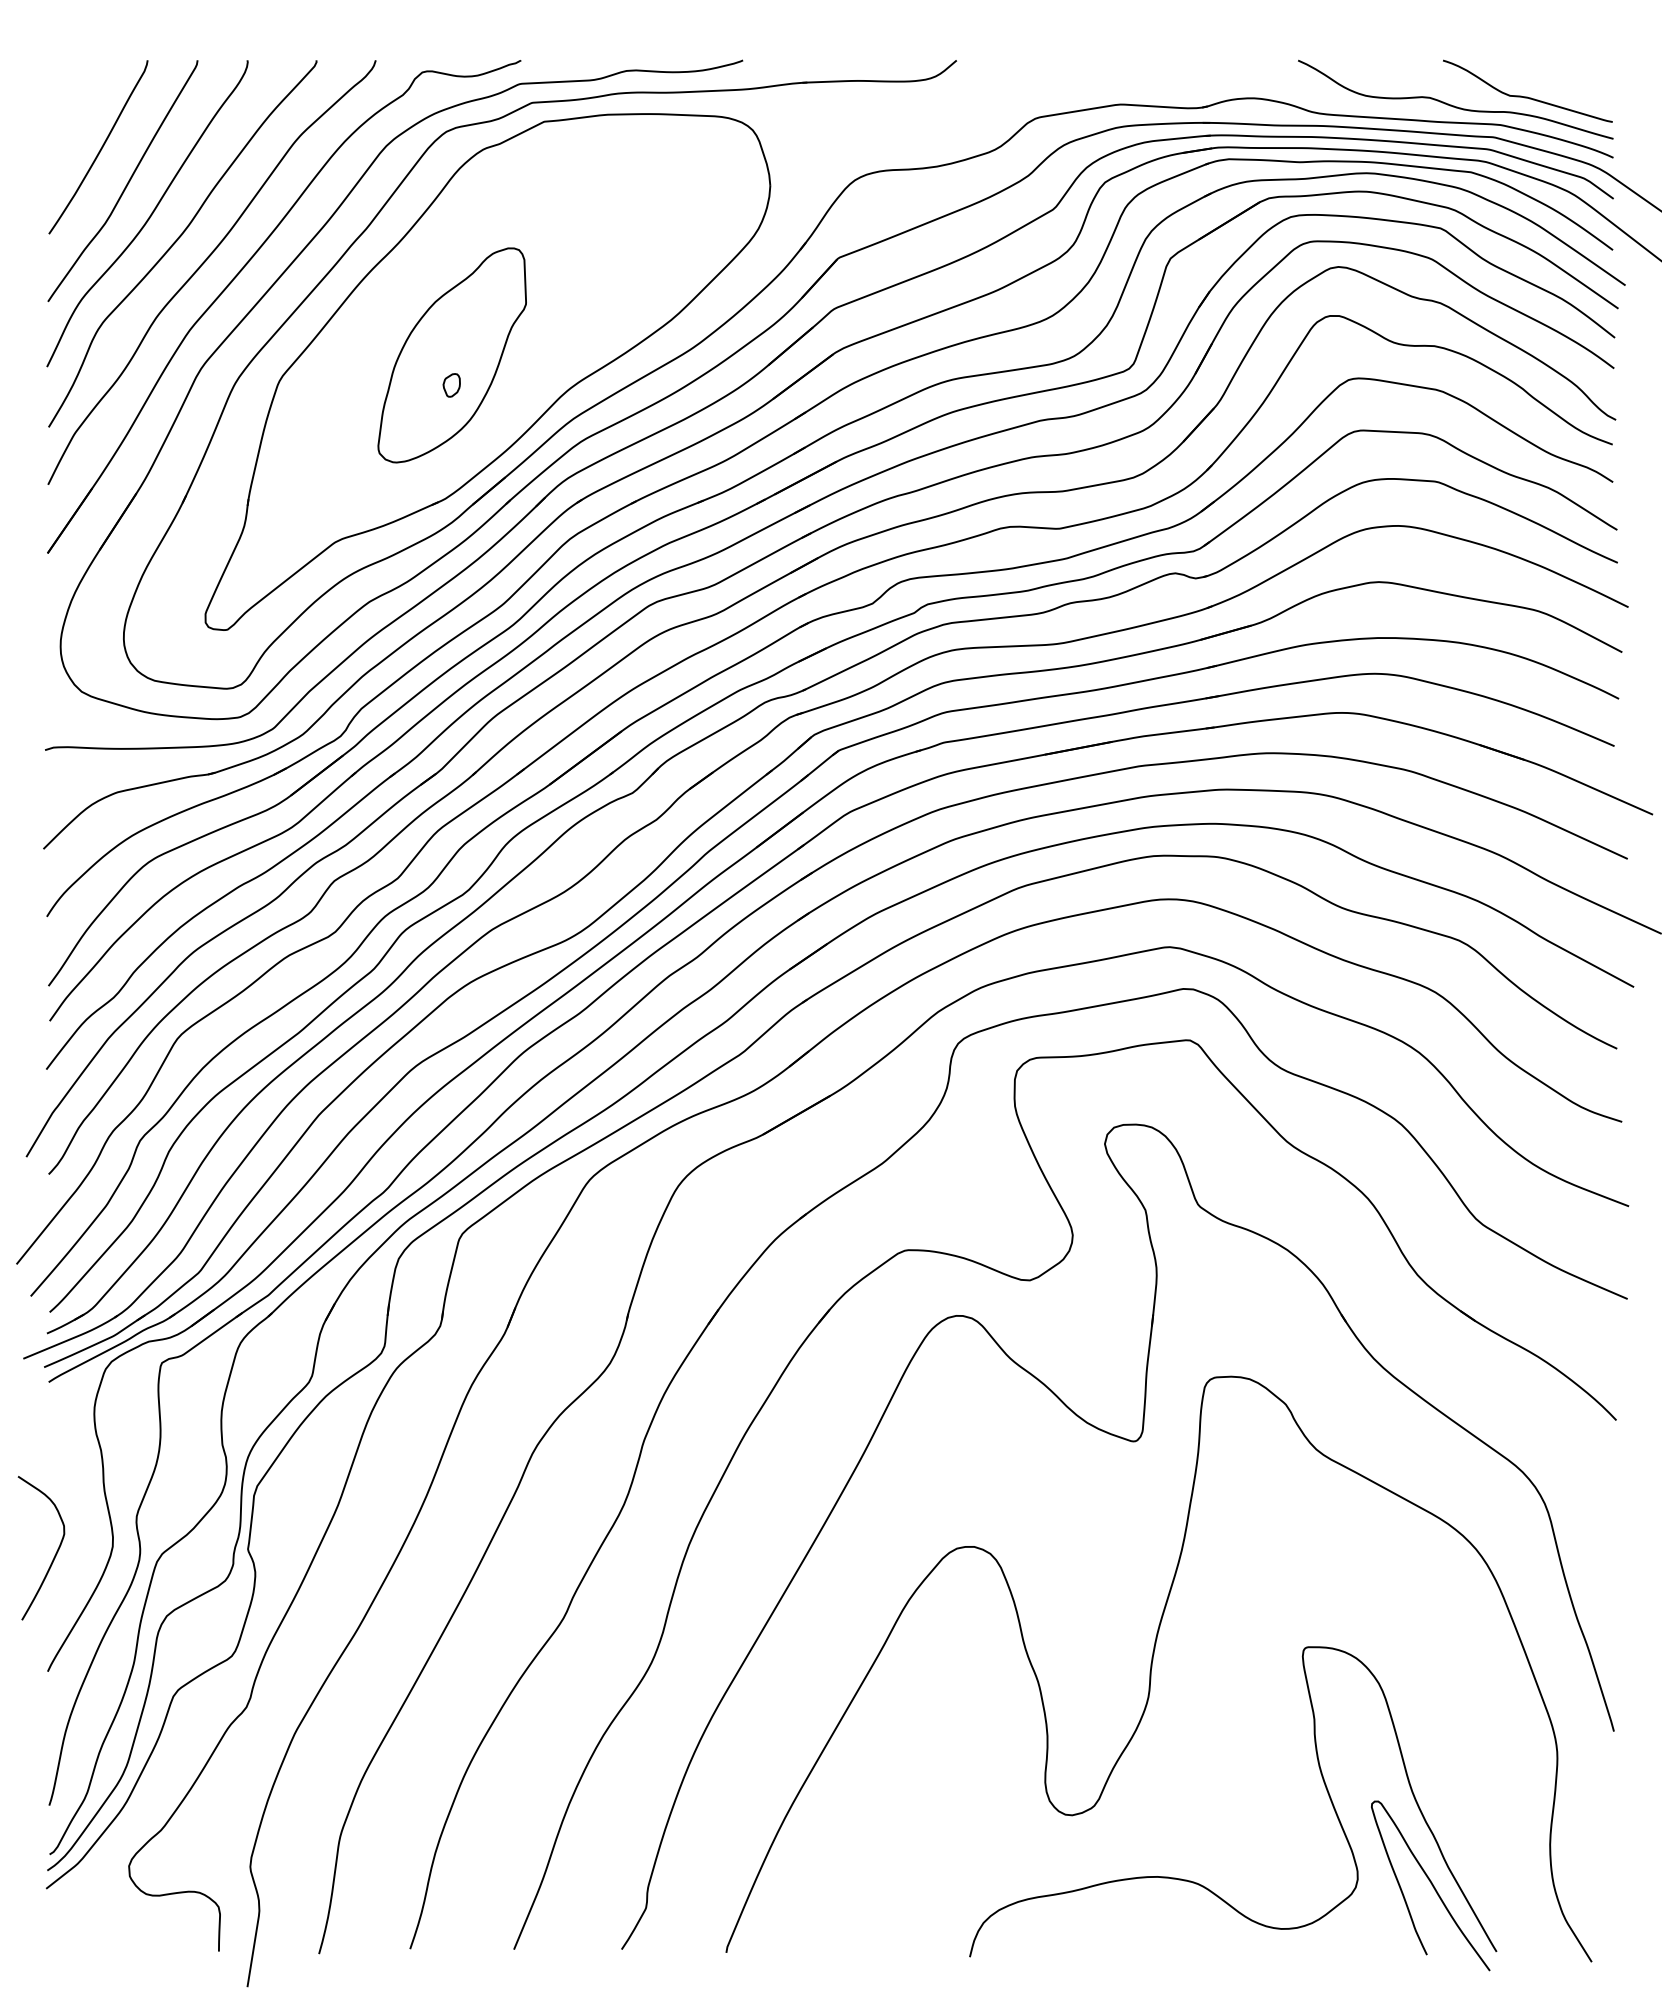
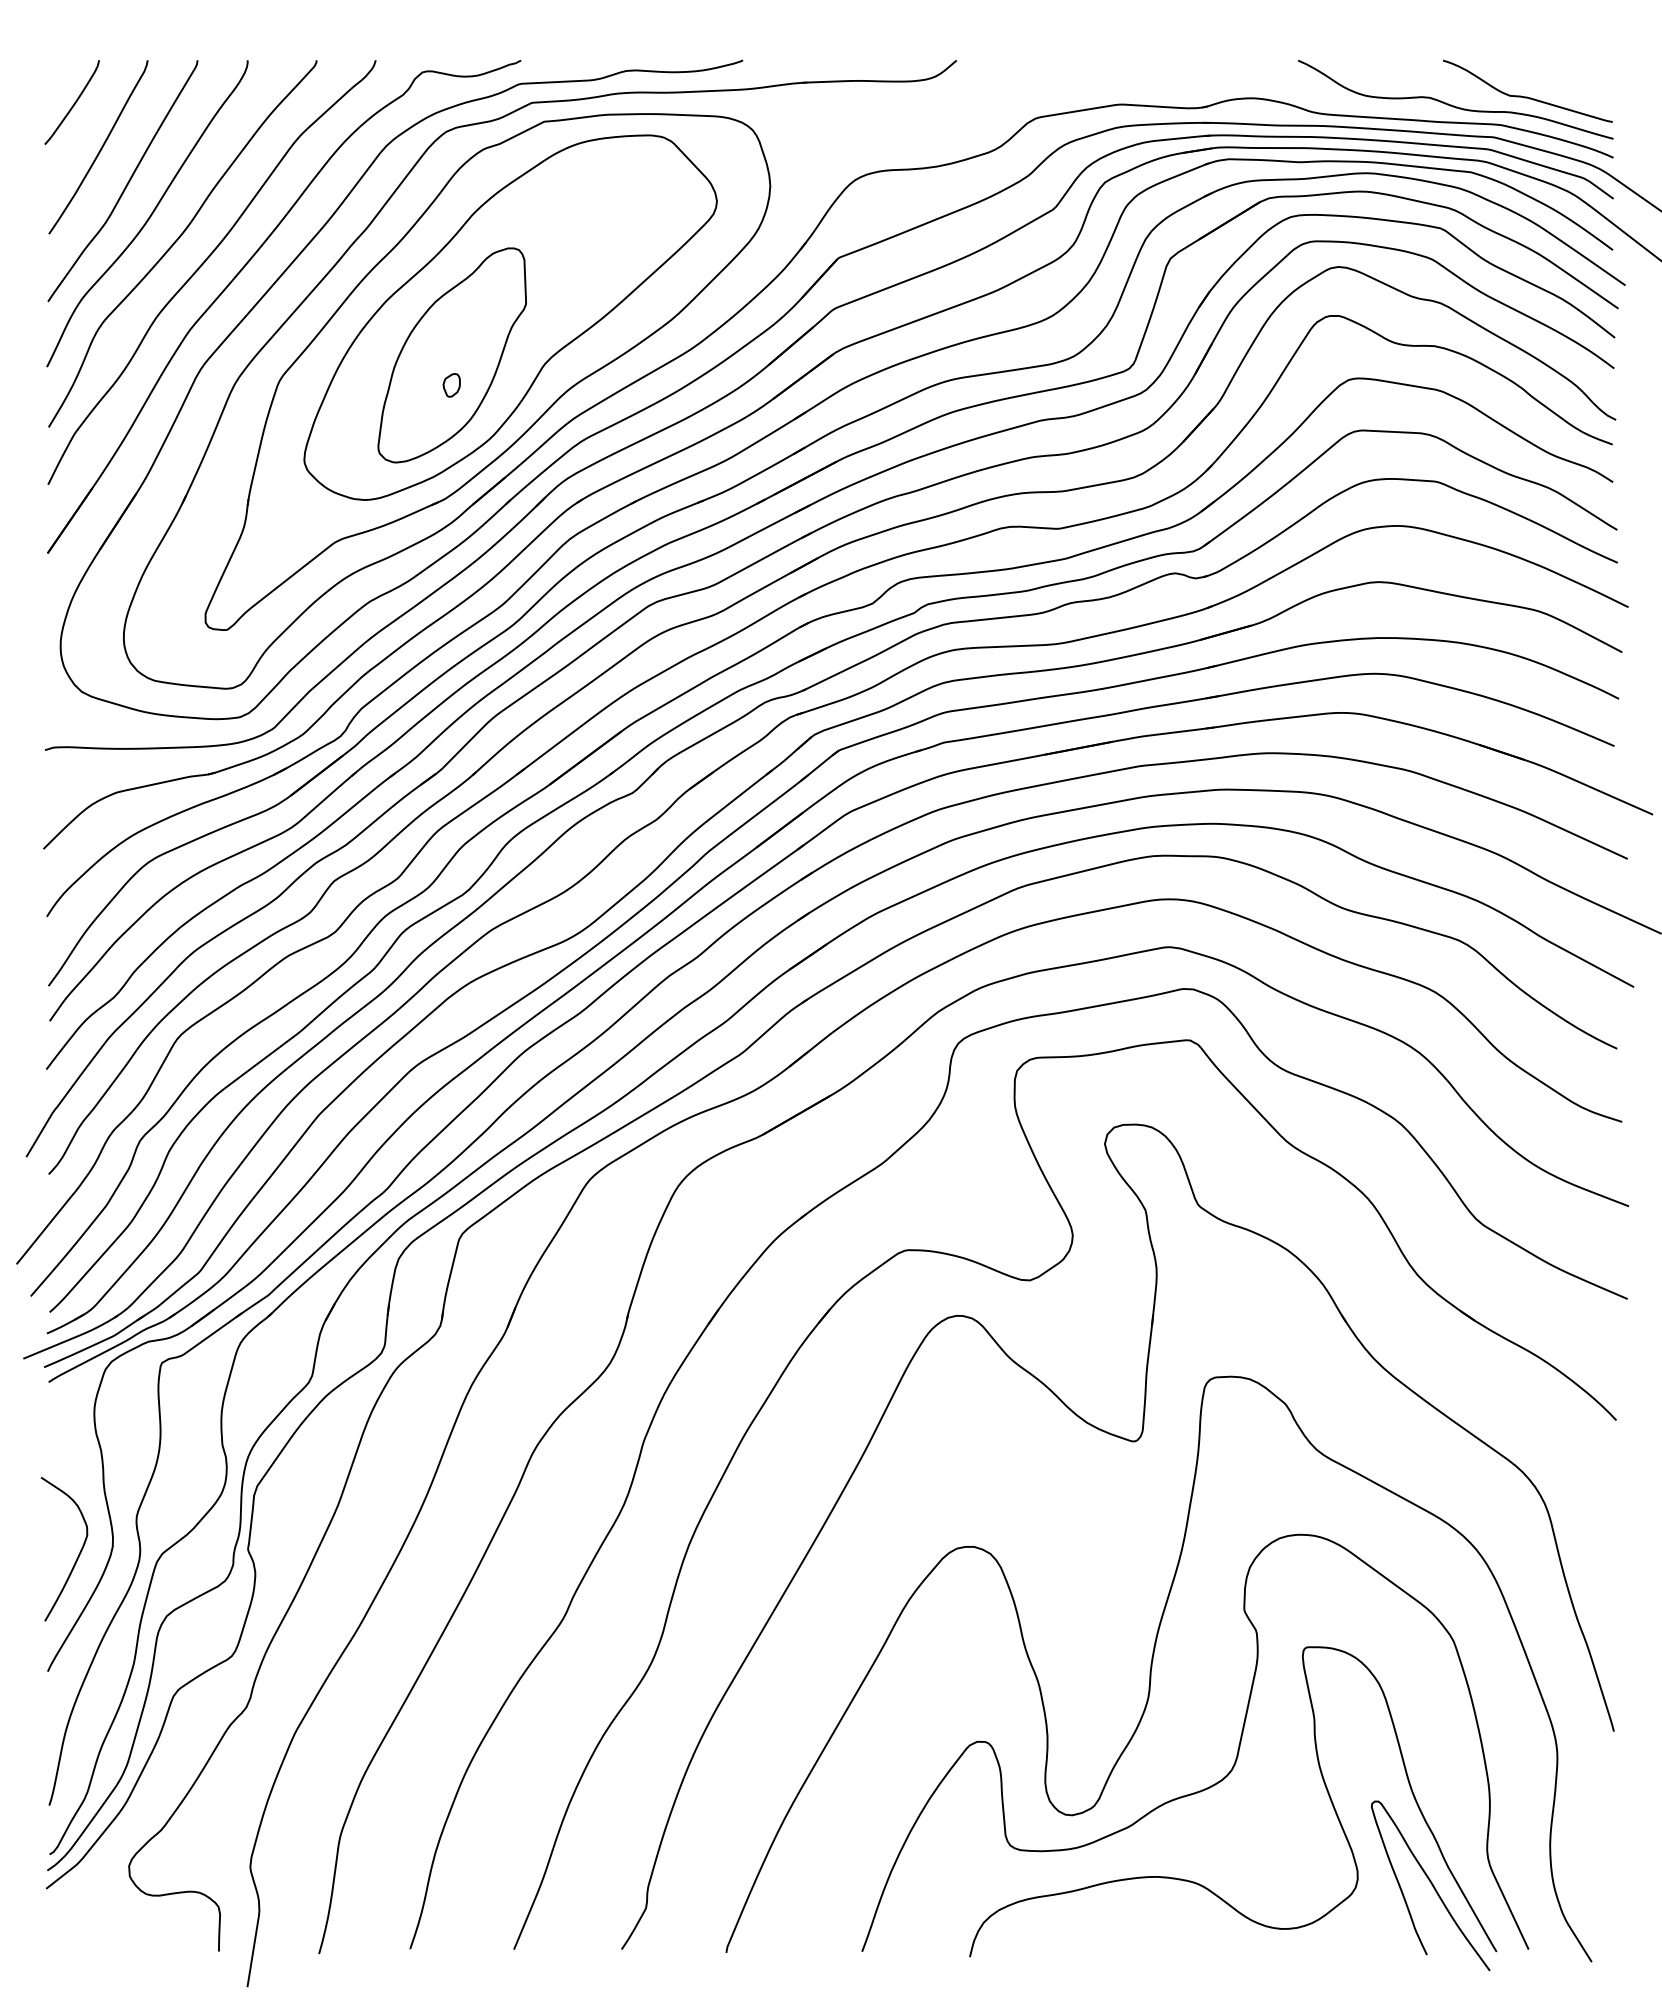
curve: none -> present (73, 103)
part: none -> present (510, 317)
curve position: (54, 1555) -> (77, 1556) (77, 1556)
curve: none -> present (1237, 1749)
